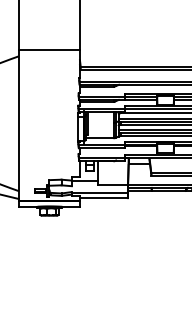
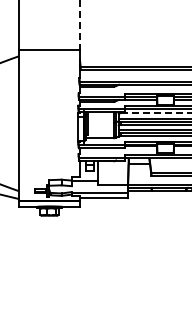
line: solid -> dashed (79, 25)
line: solid -> dashed (156, 113)
